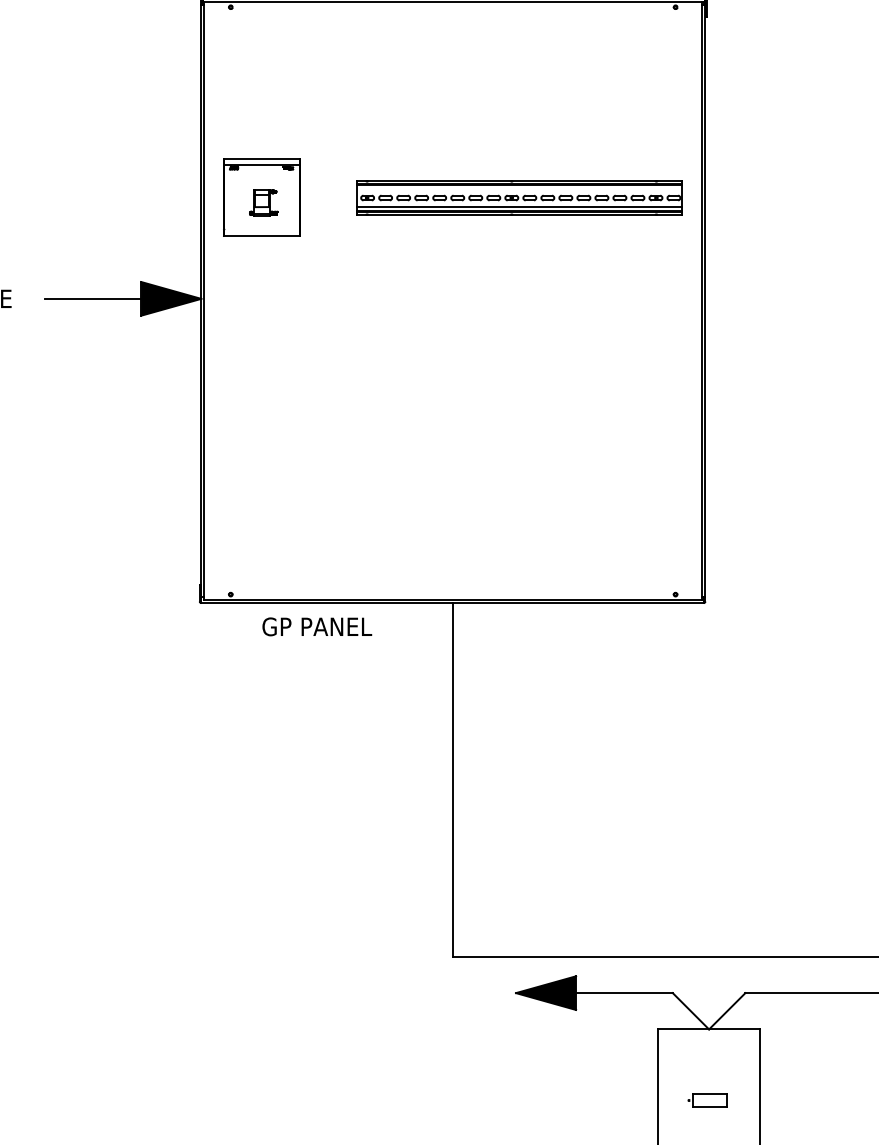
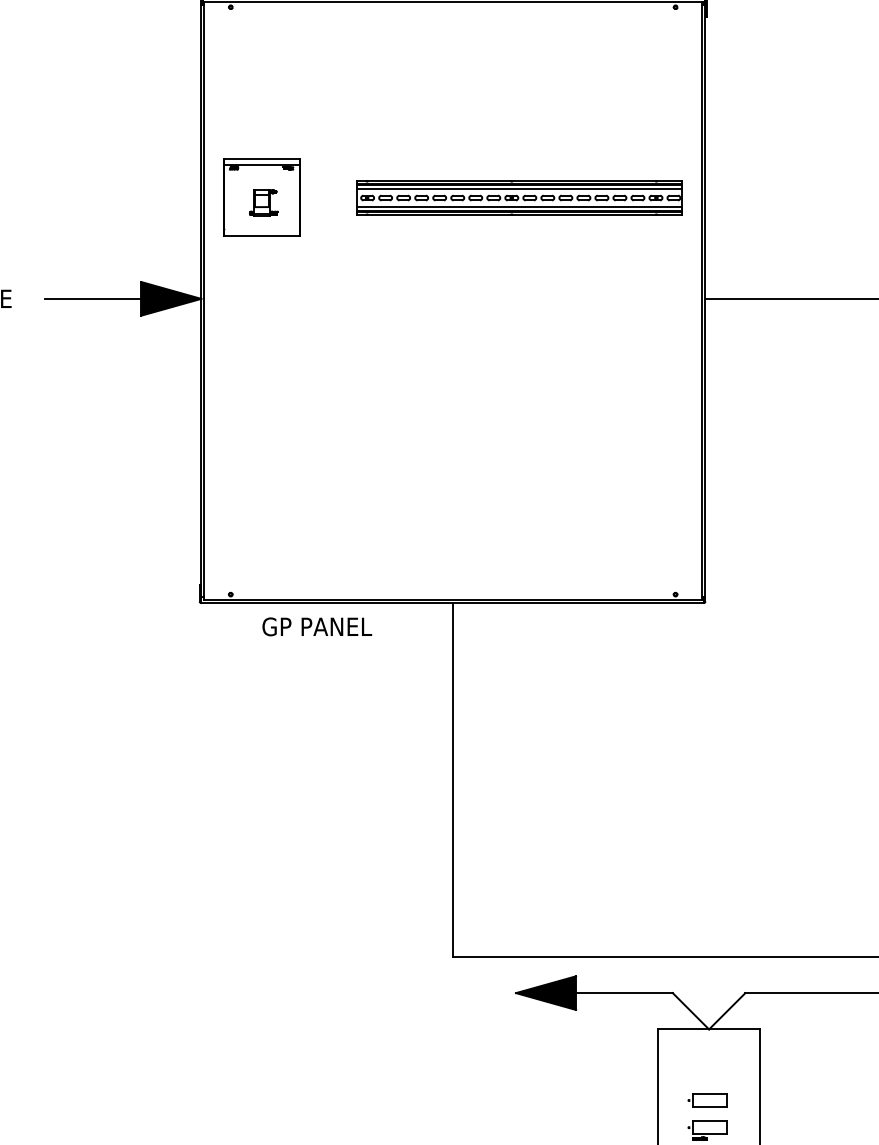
line: none -> present (518, 189)
line: none -> present (790, 298)
part: none -> present (707, 1130)
